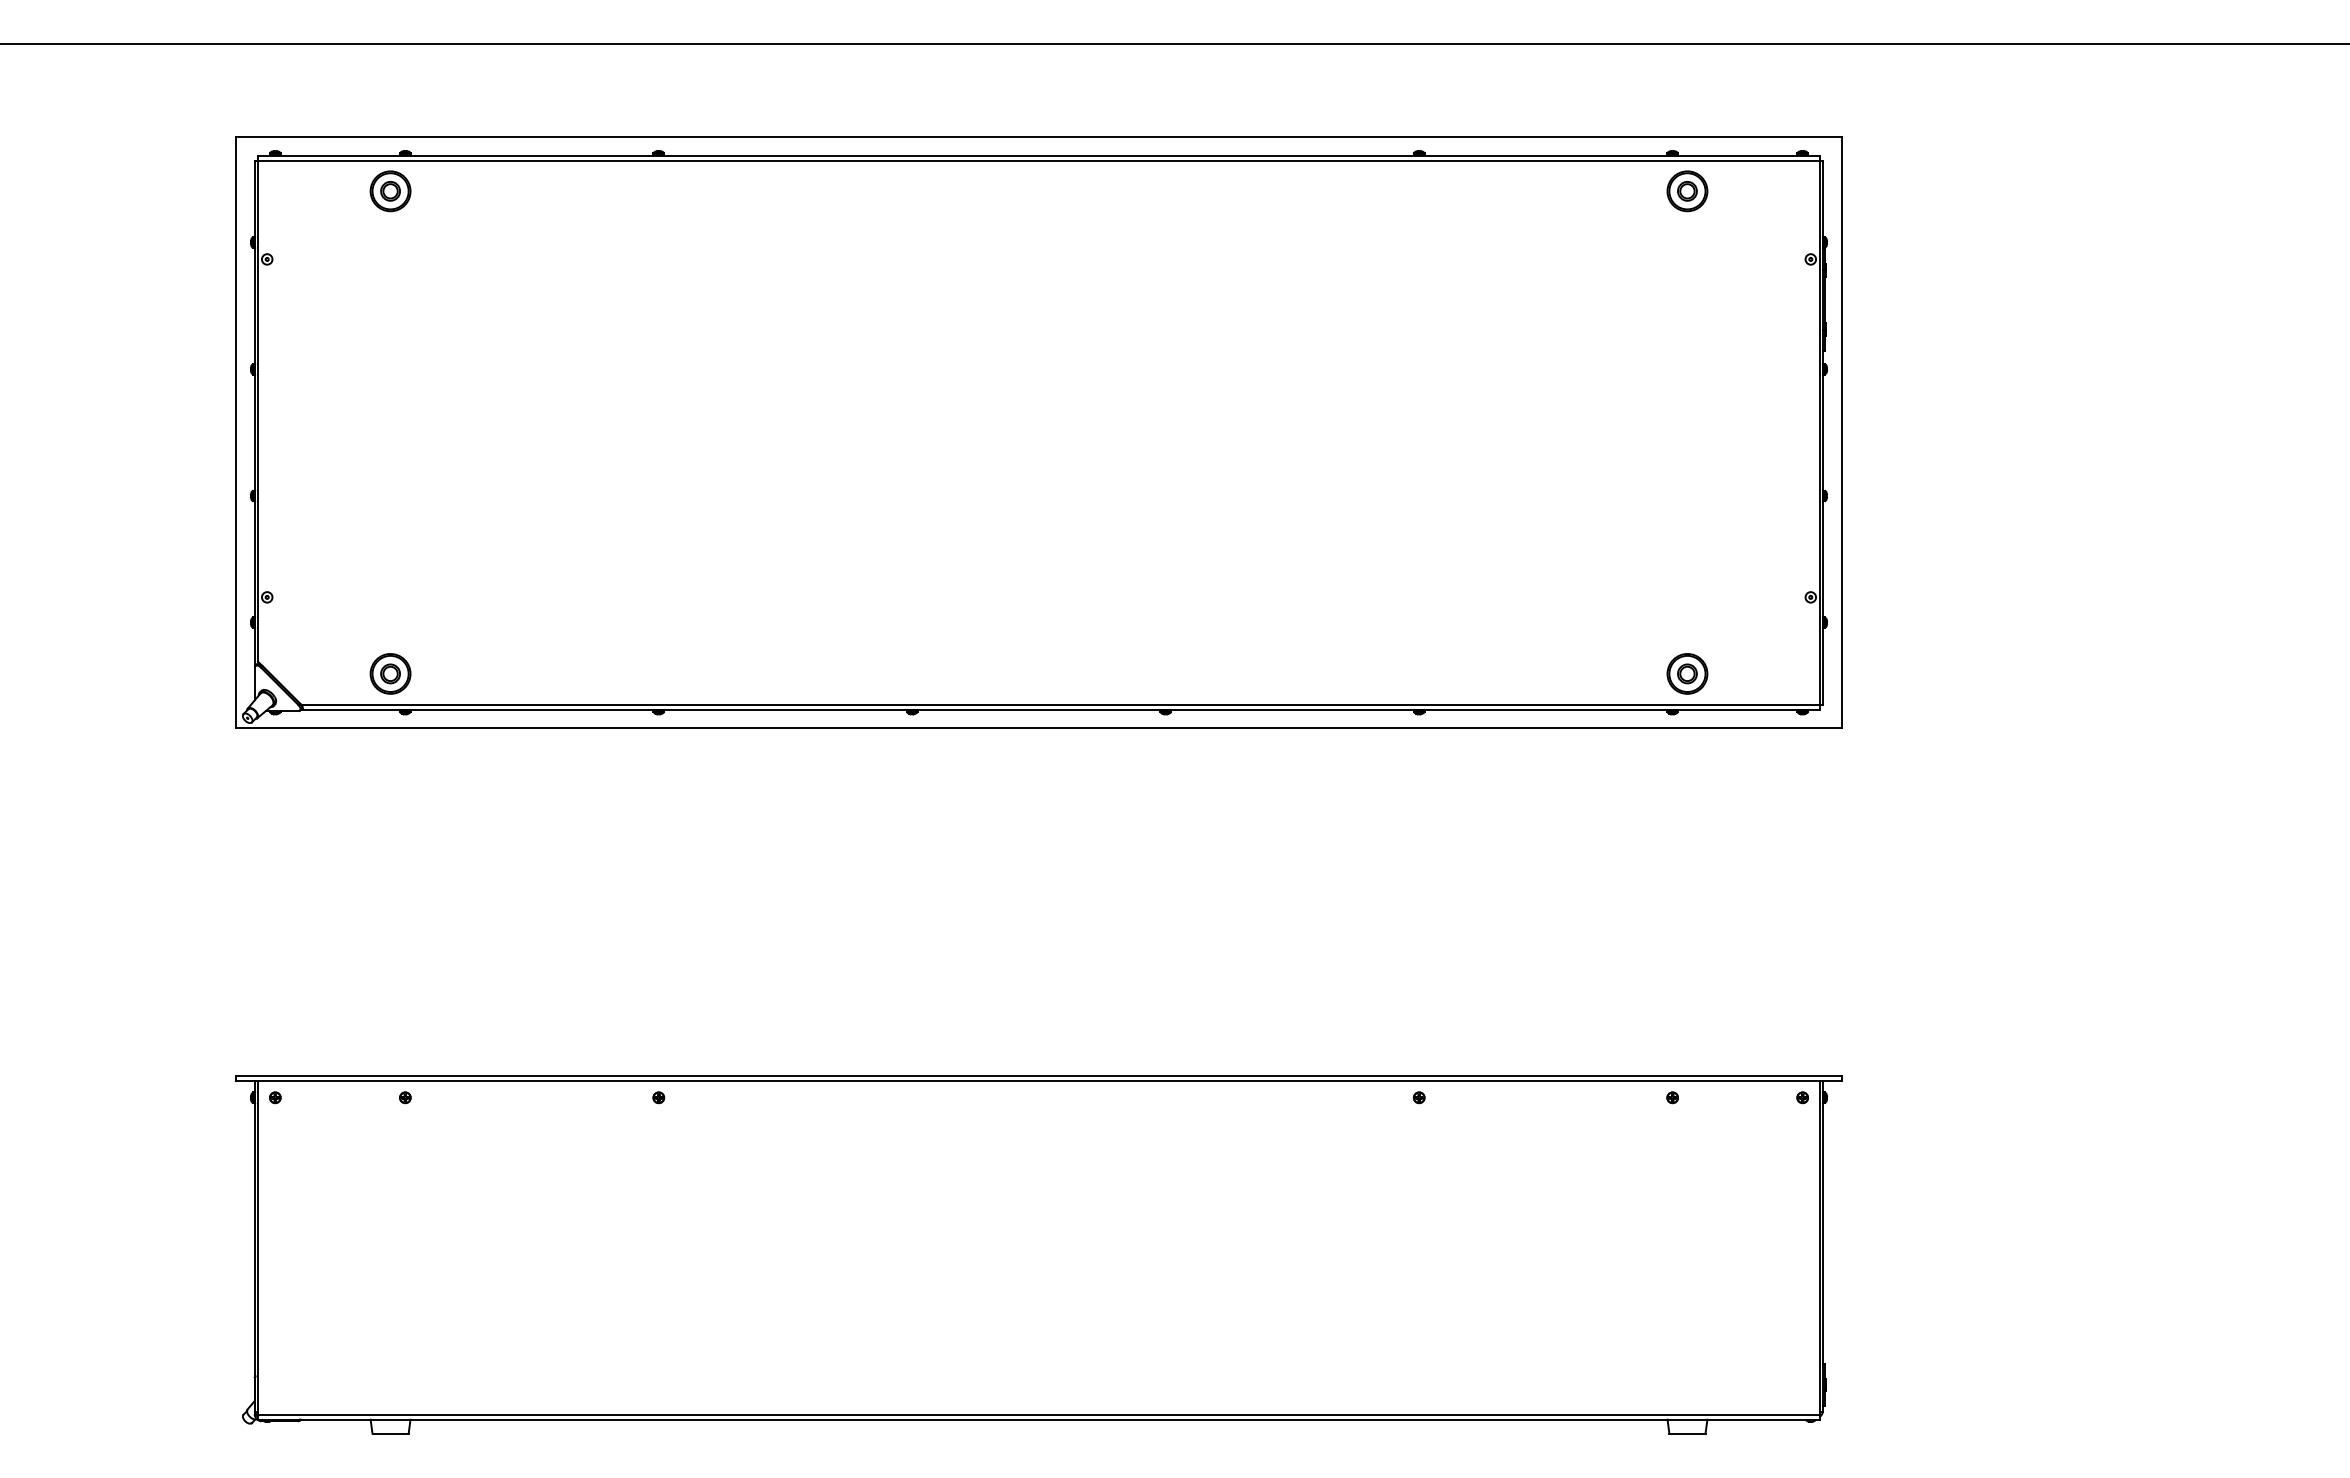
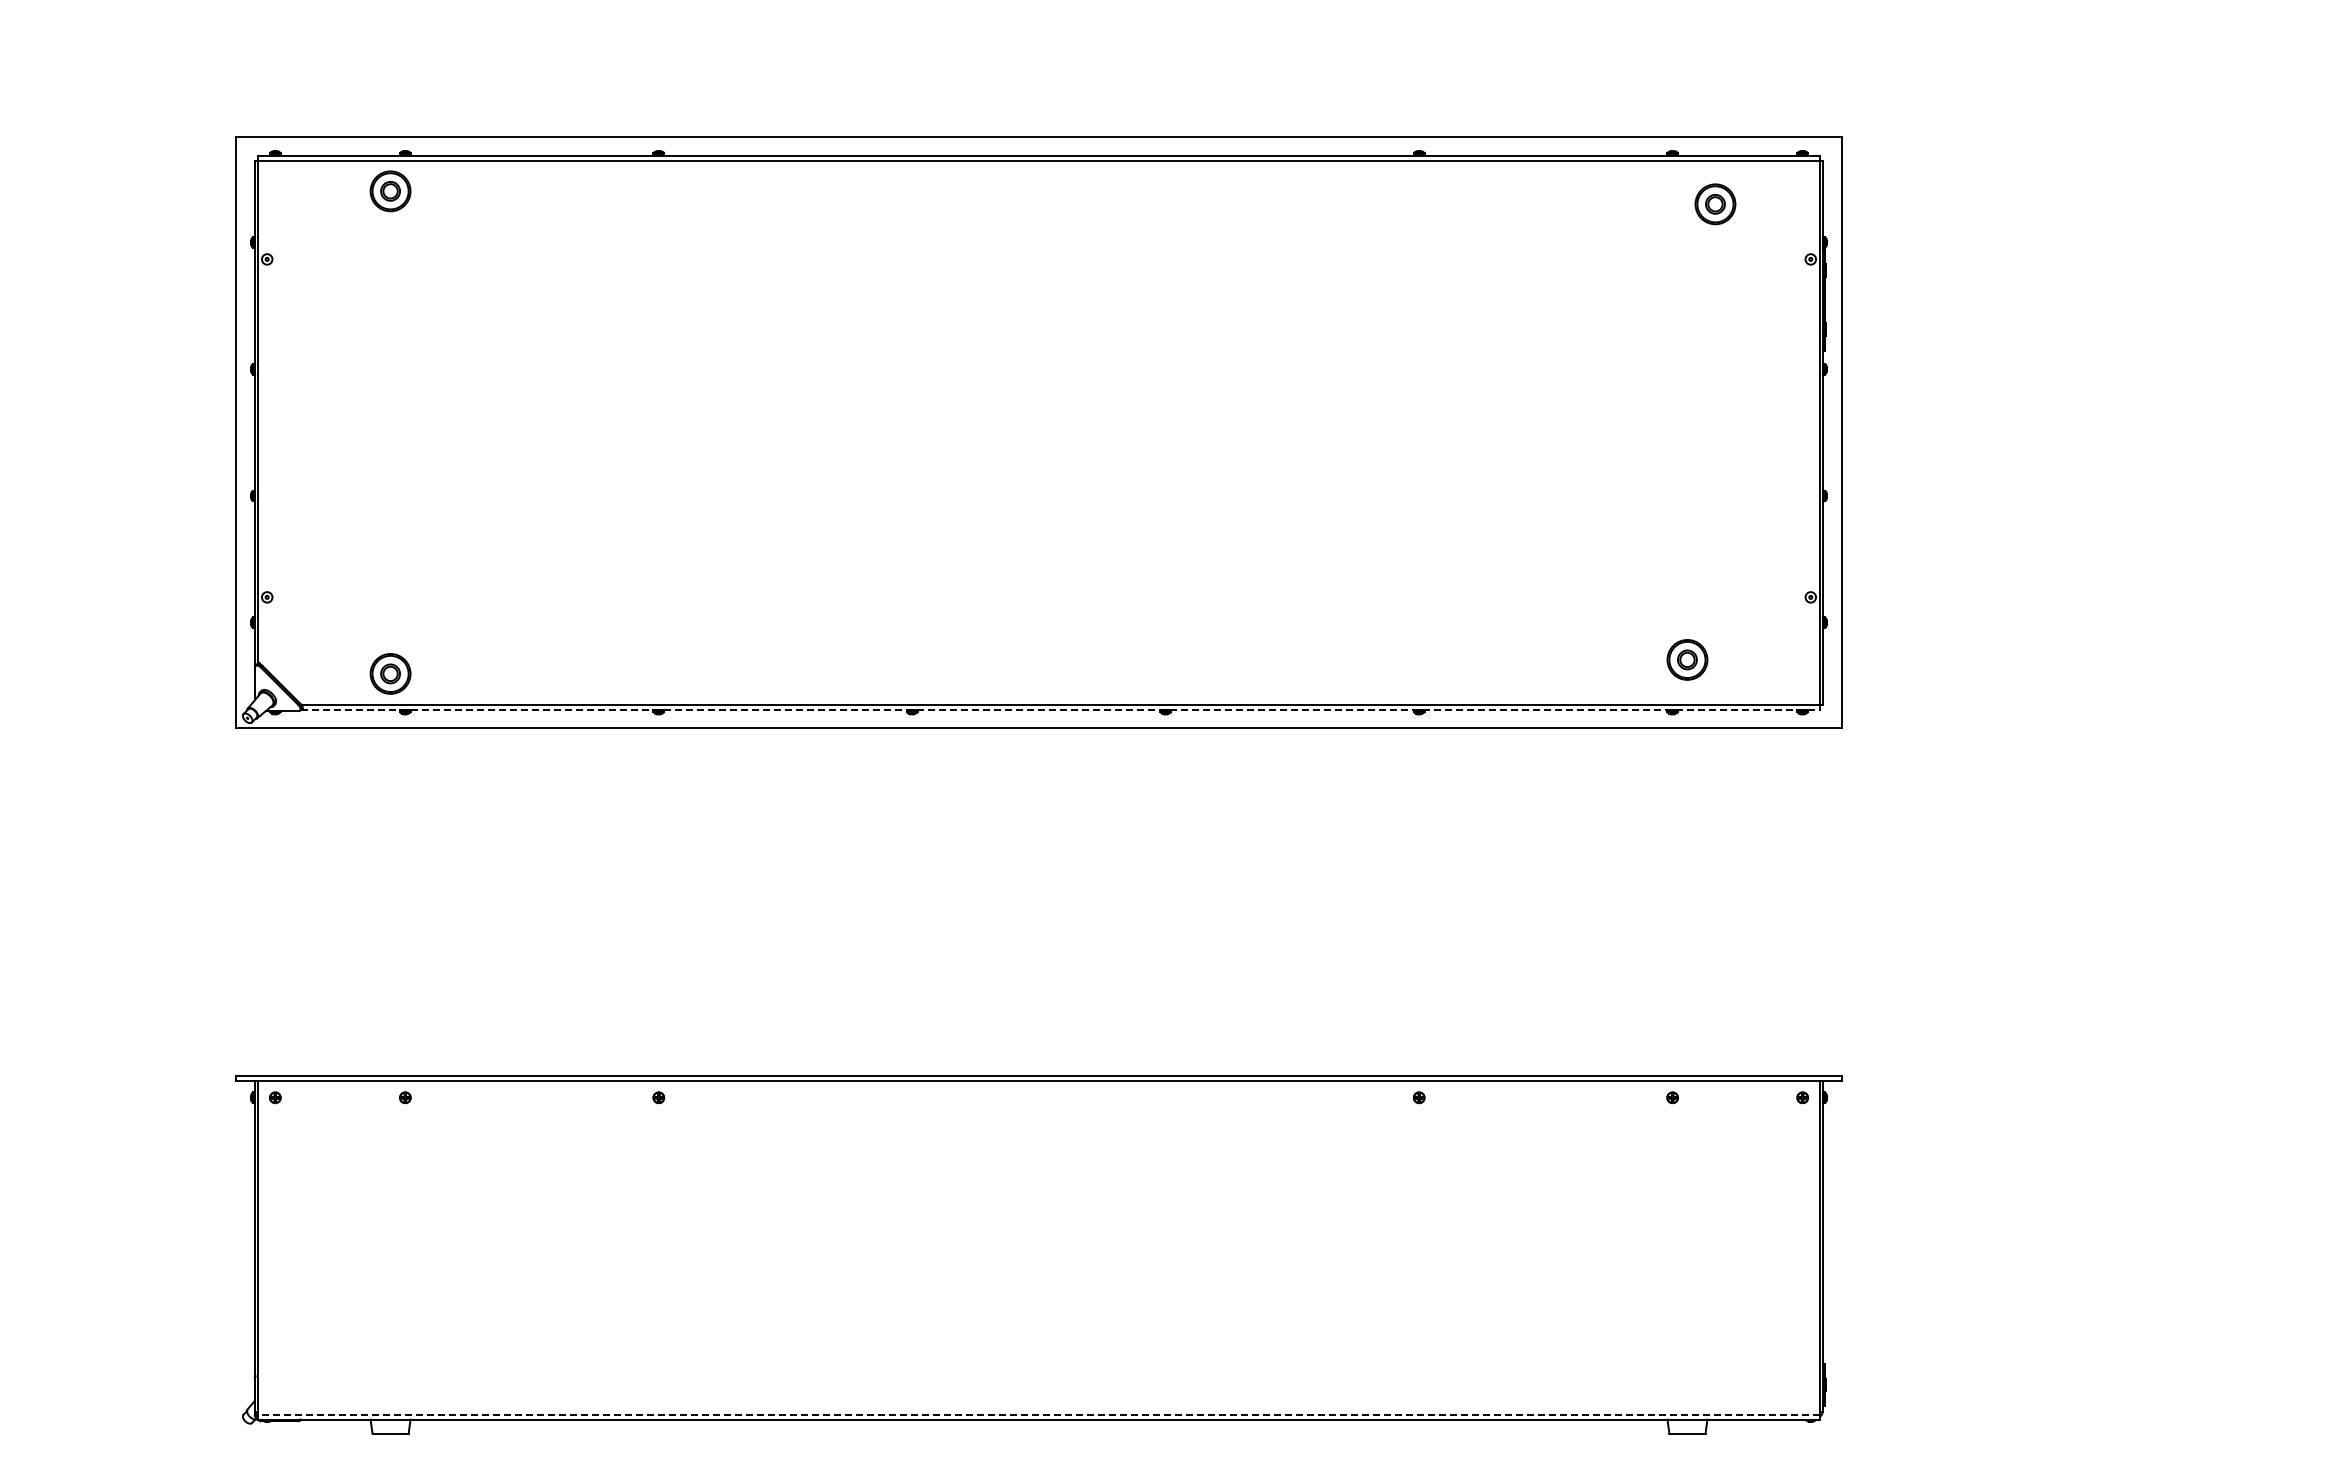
line: present -> none (1174, 44)
part position: (1687, 191) -> (1715, 204) (1715, 204)
part position: (1687, 673) -> (1687, 659) (1687, 659)
line: solid -> dashed (1060, 709)
line: solid -> dashed (1038, 1414)
